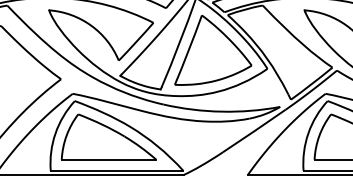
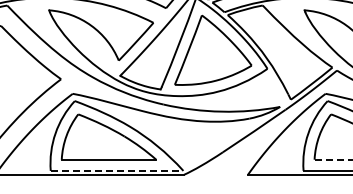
line: solid -> dashed (333, 159)
line: solid -> dashed (117, 170)
